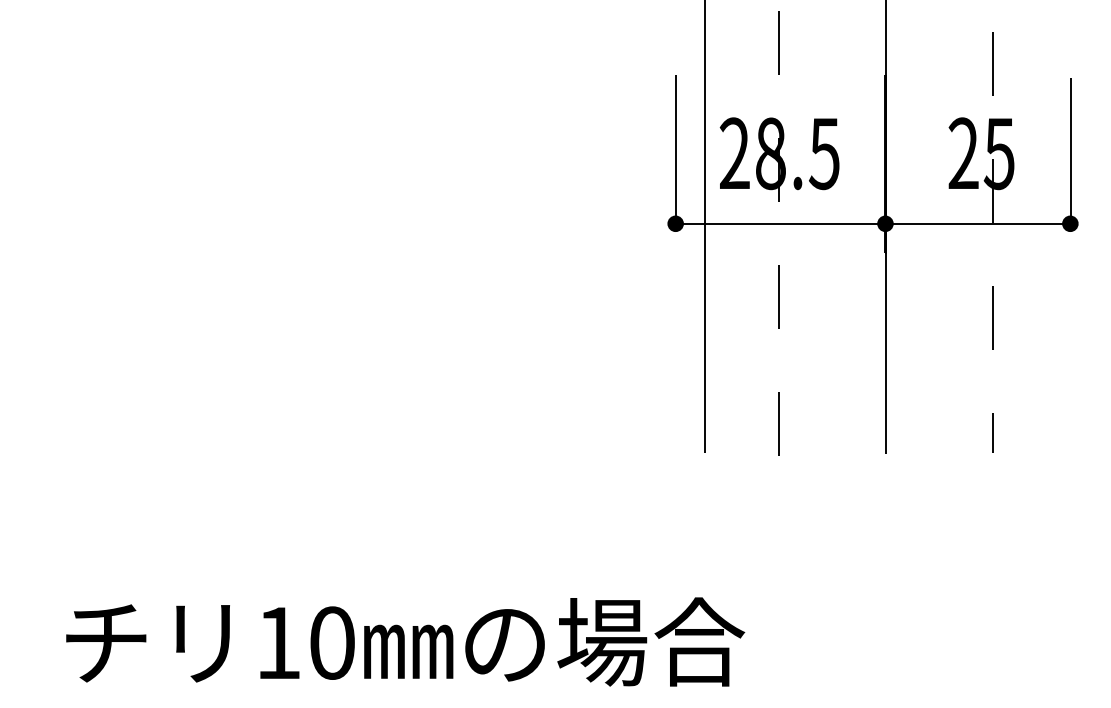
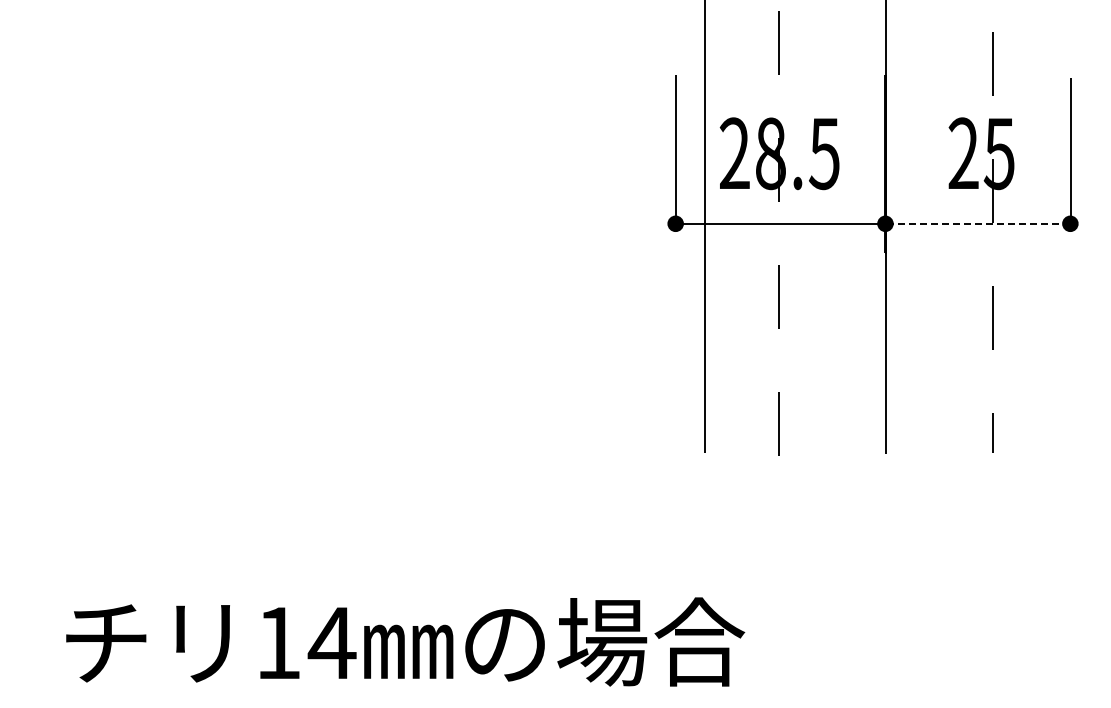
line: solid -> dashed (978, 223)
text: 10 -> 14 (331, 642)
